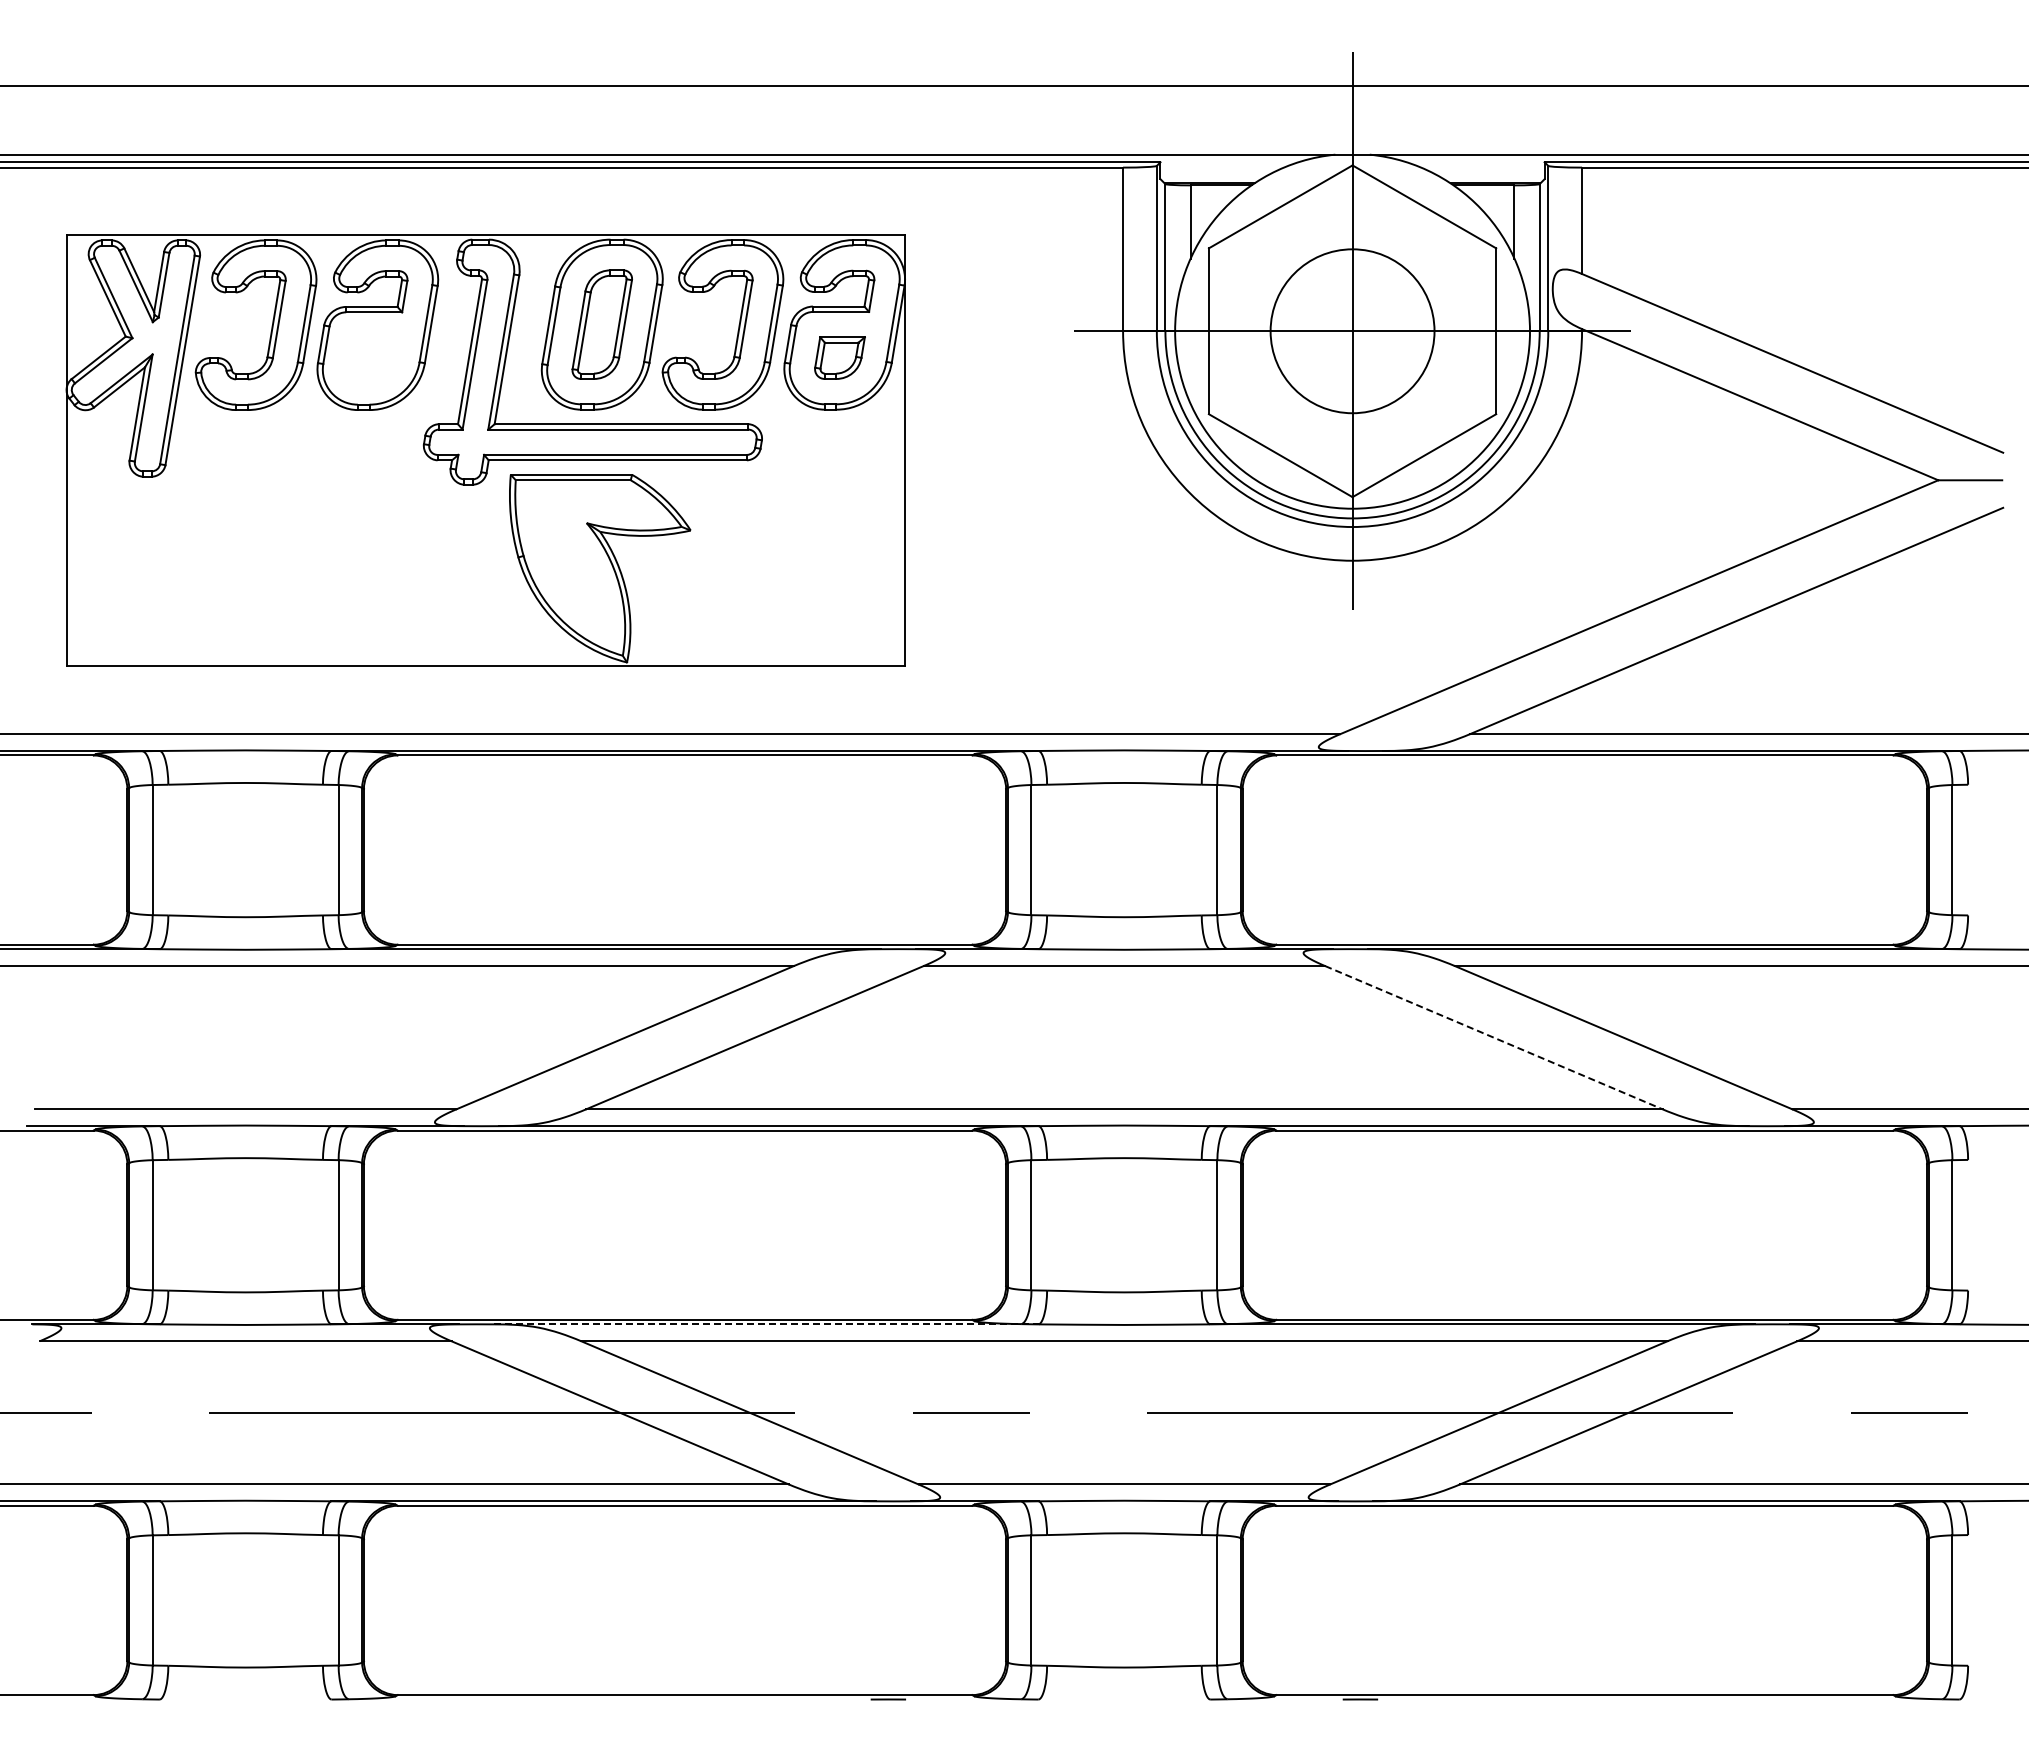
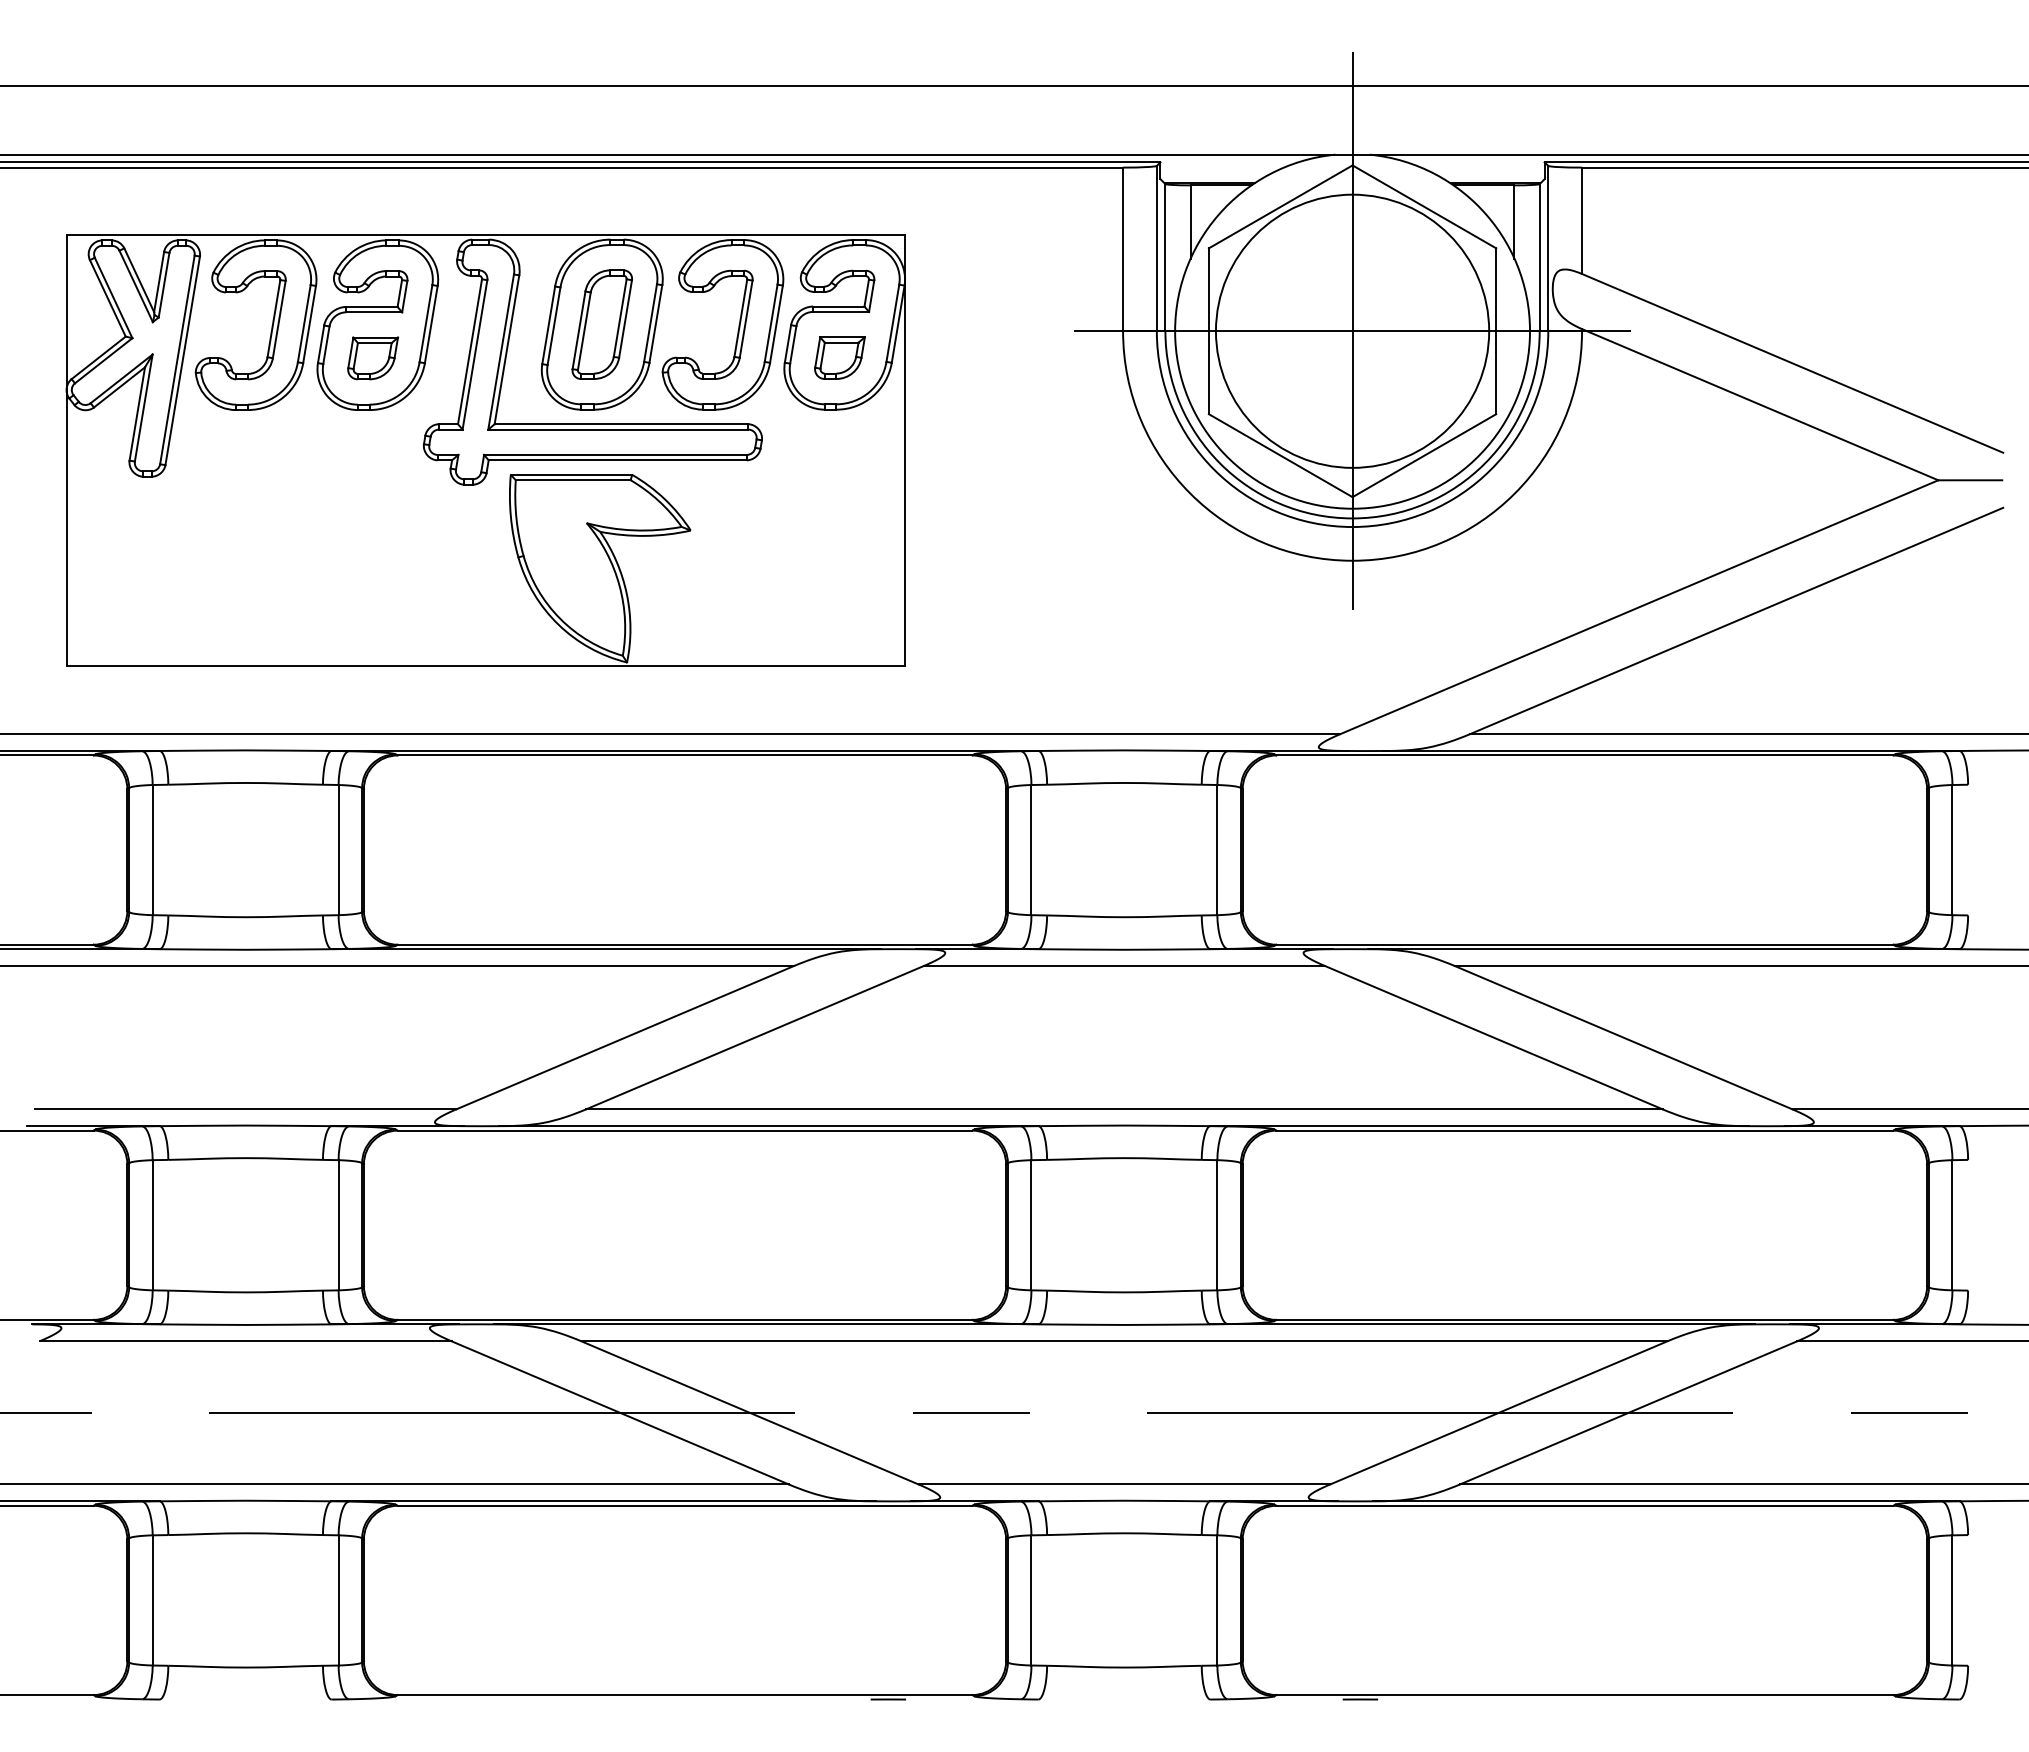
circle diameter: 164 px -> 273 px (1352, 330)
part: none -> present (373, 358)
line: dashed -> solid (1494, 1037)
line: dashed -> solid (766, 1324)
